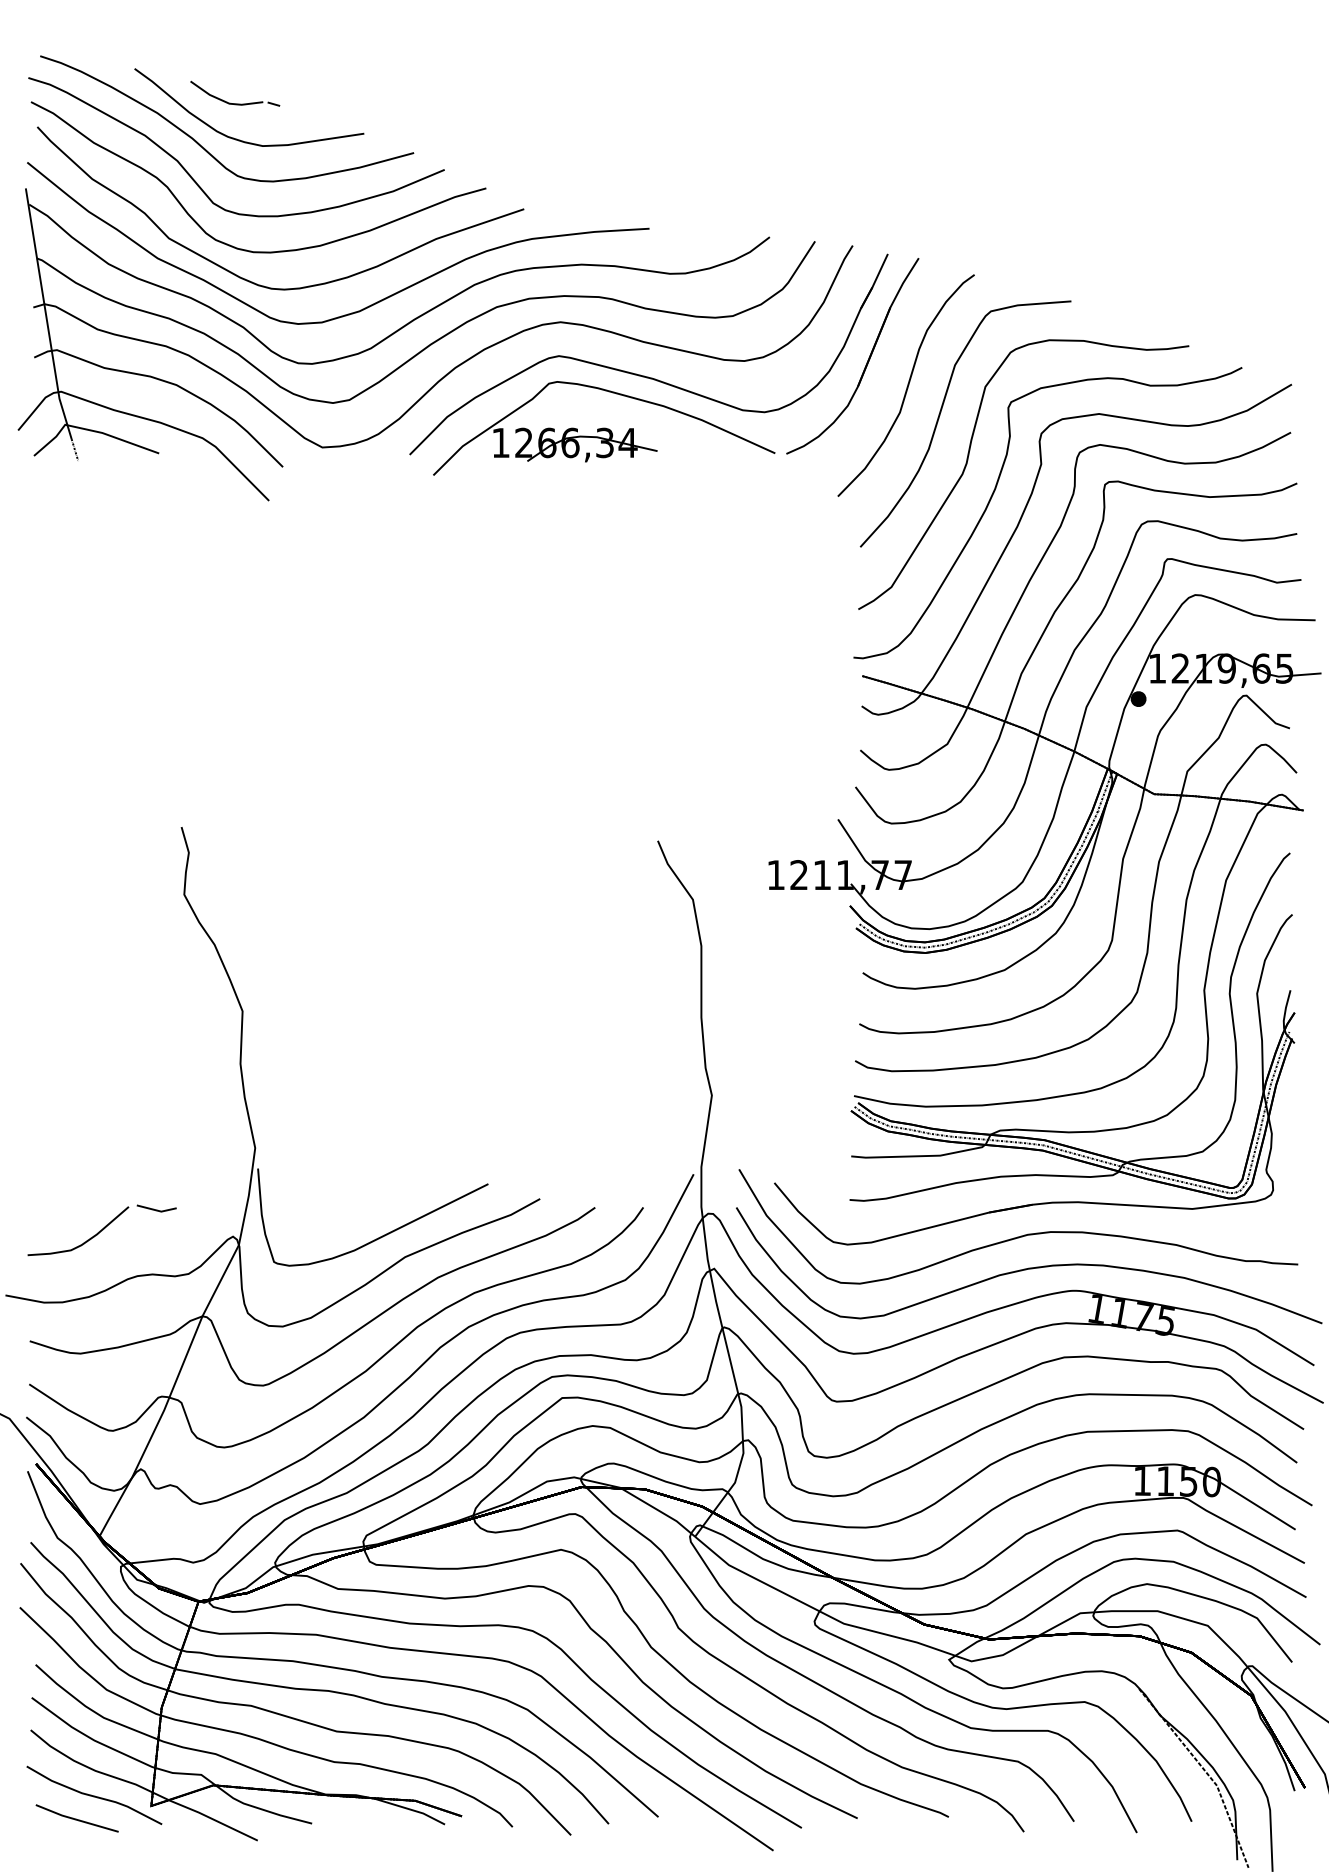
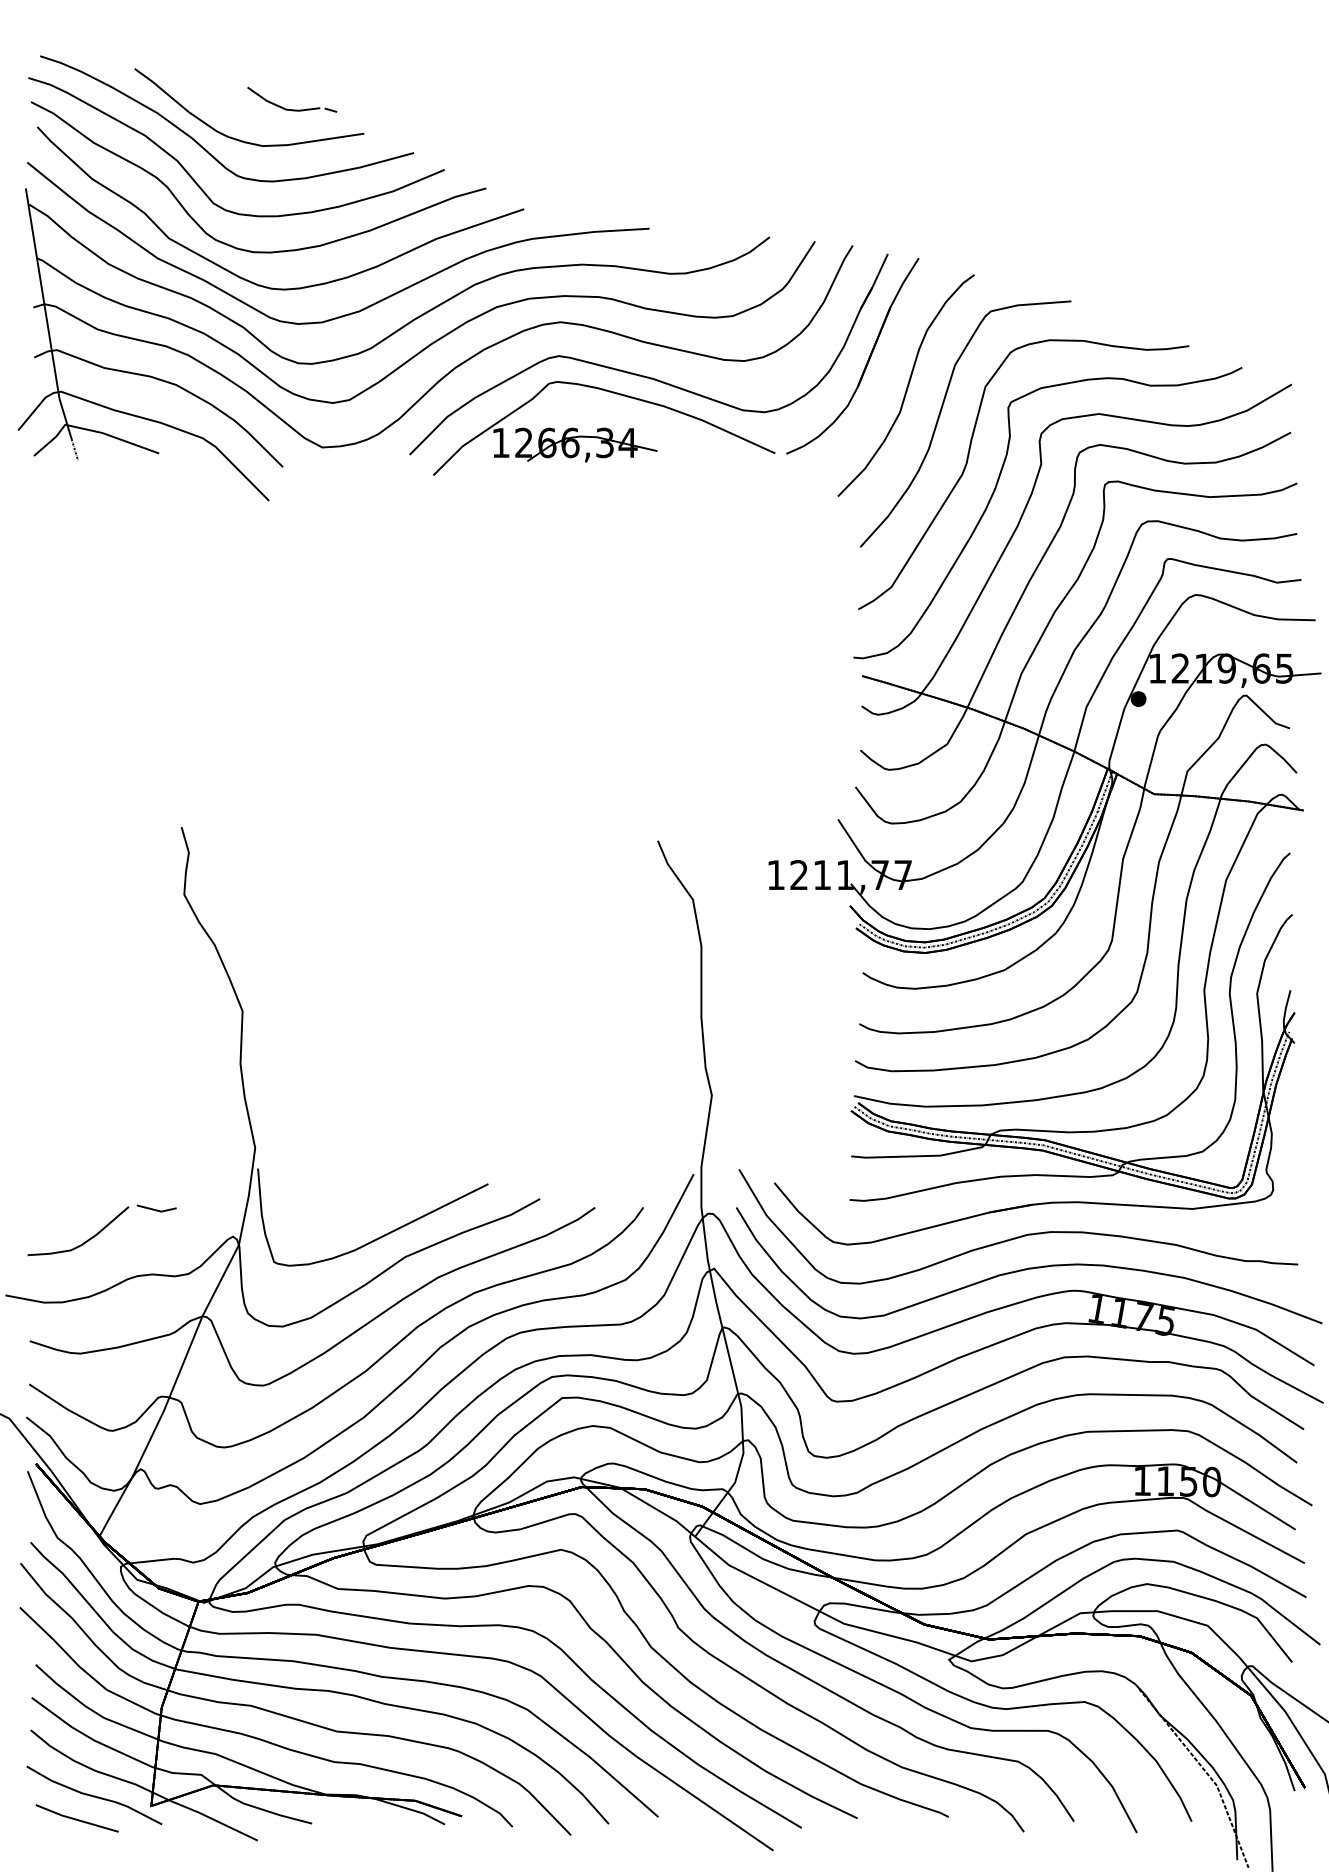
part position: (235, 103) -> (292, 109) (292, 109)
